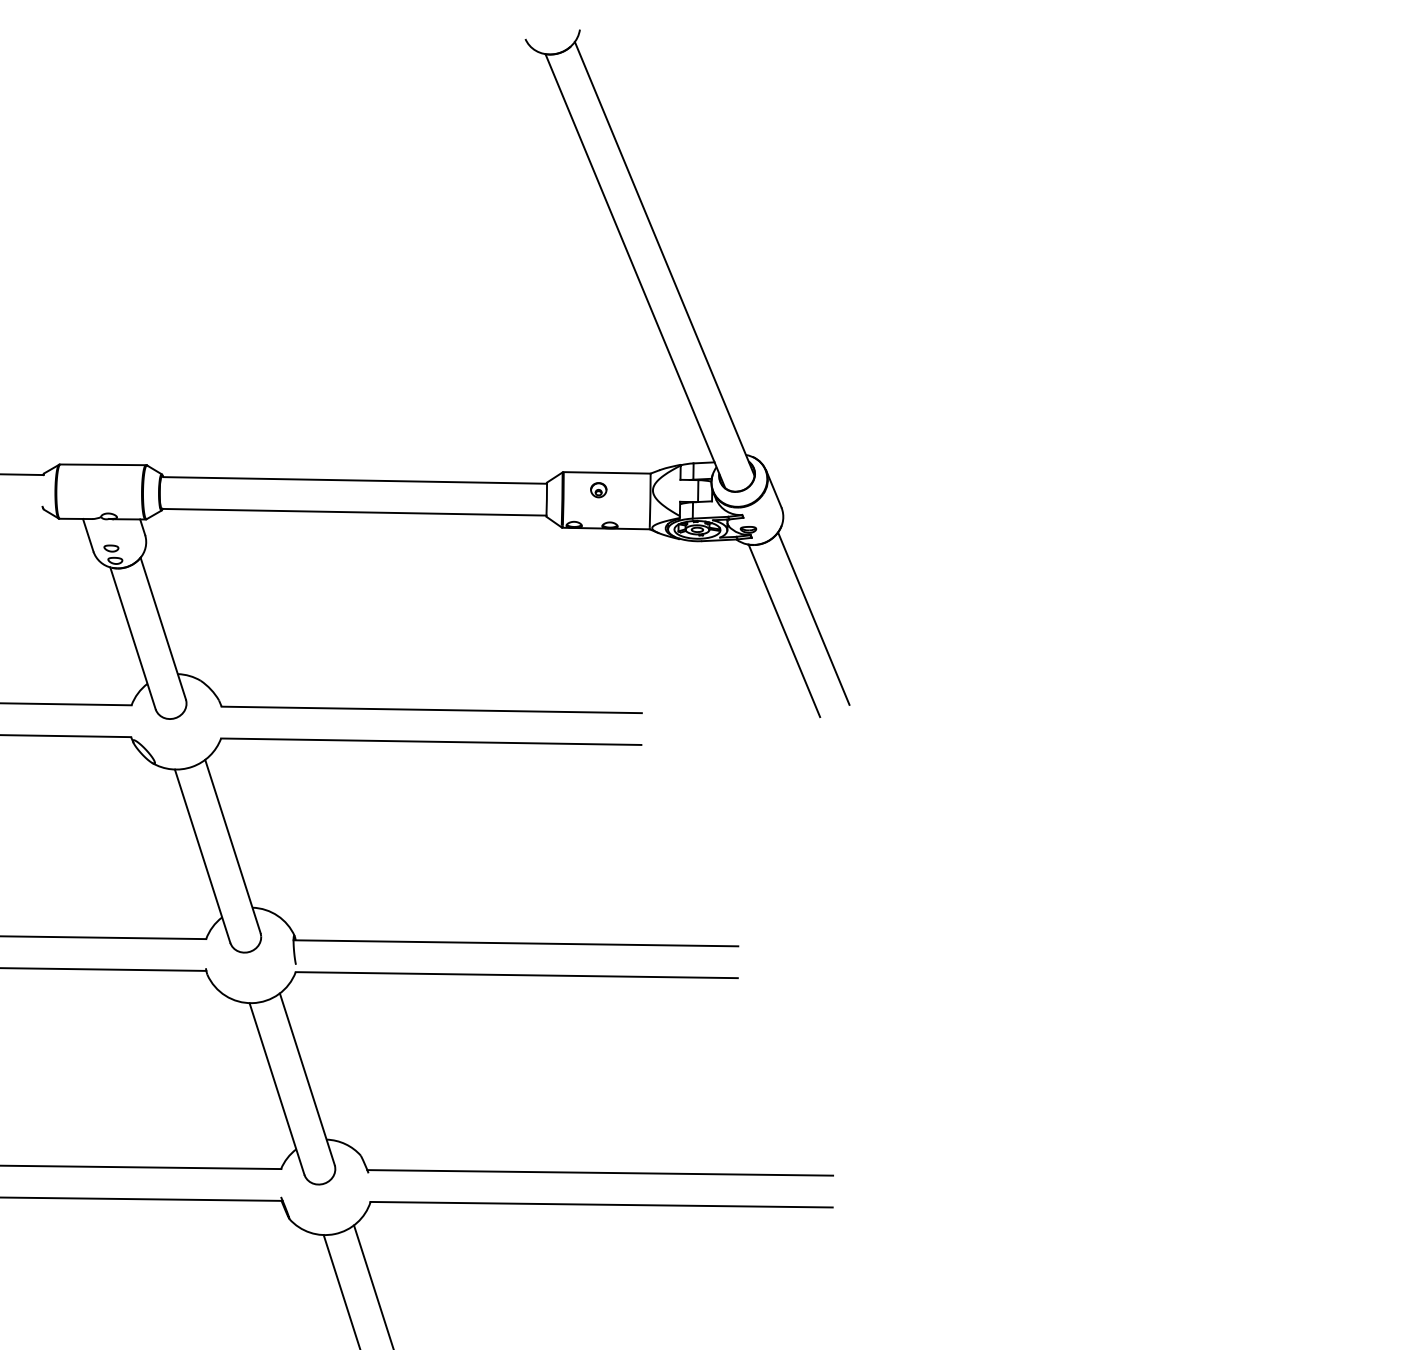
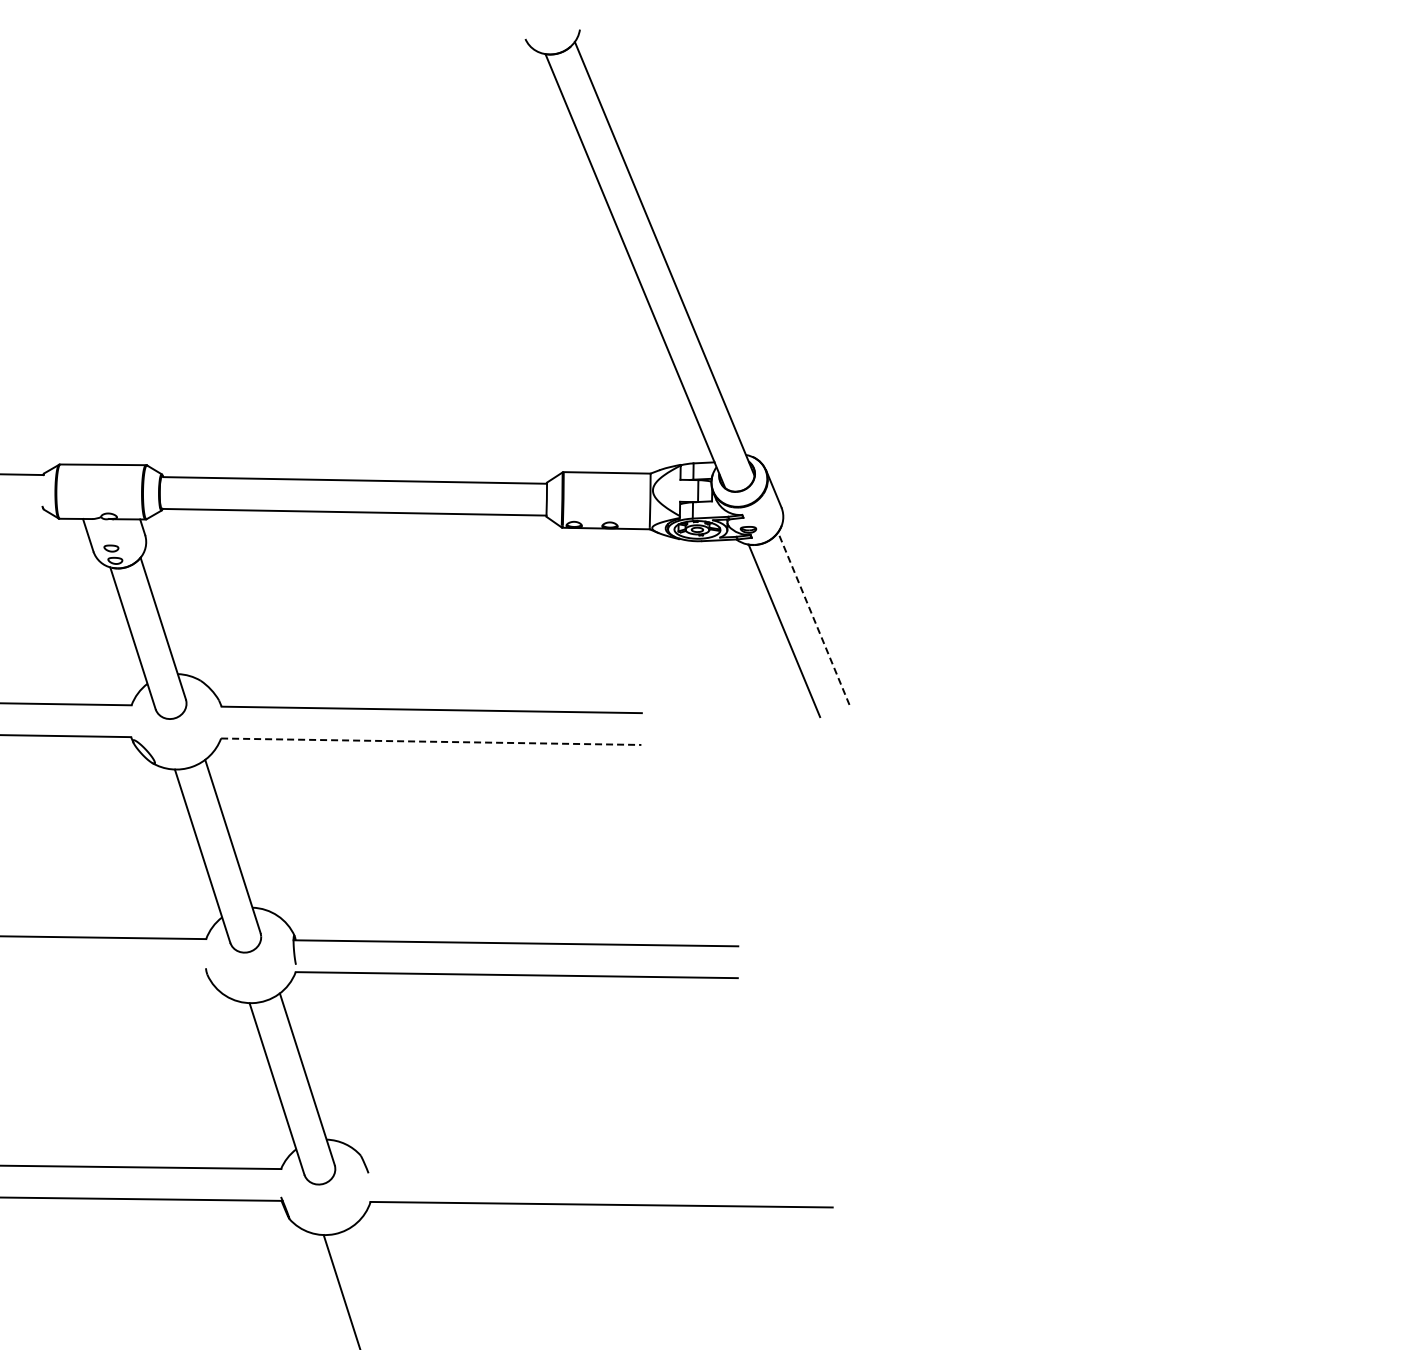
part: present -> none (598, 490)
line: solid -> dashed (813, 618)
line: solid -> dashed (431, 741)
line: present -> none (104, 969)
line: present -> none (600, 1172)
line: present -> none (373, 1285)
